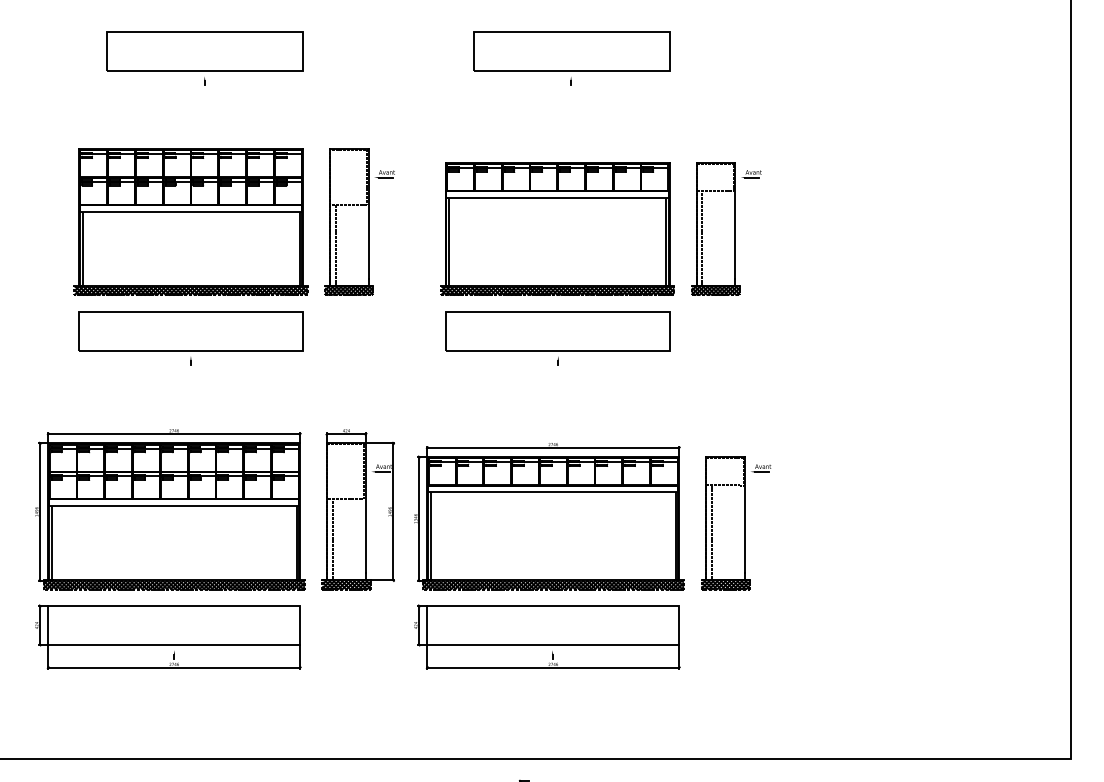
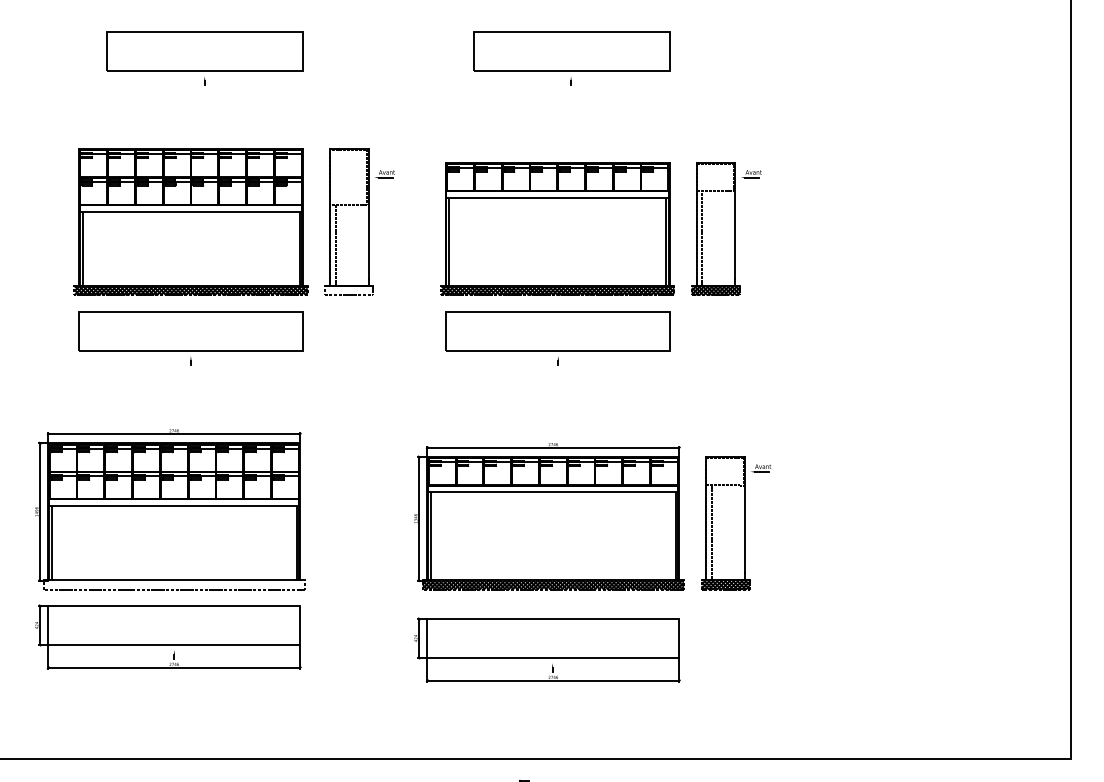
hatch: present -> none (349, 290)
part: present -> none (357, 509)
hatch: present -> none (173, 584)
part position: (547, 636) -> (547, 649) (547, 649)
